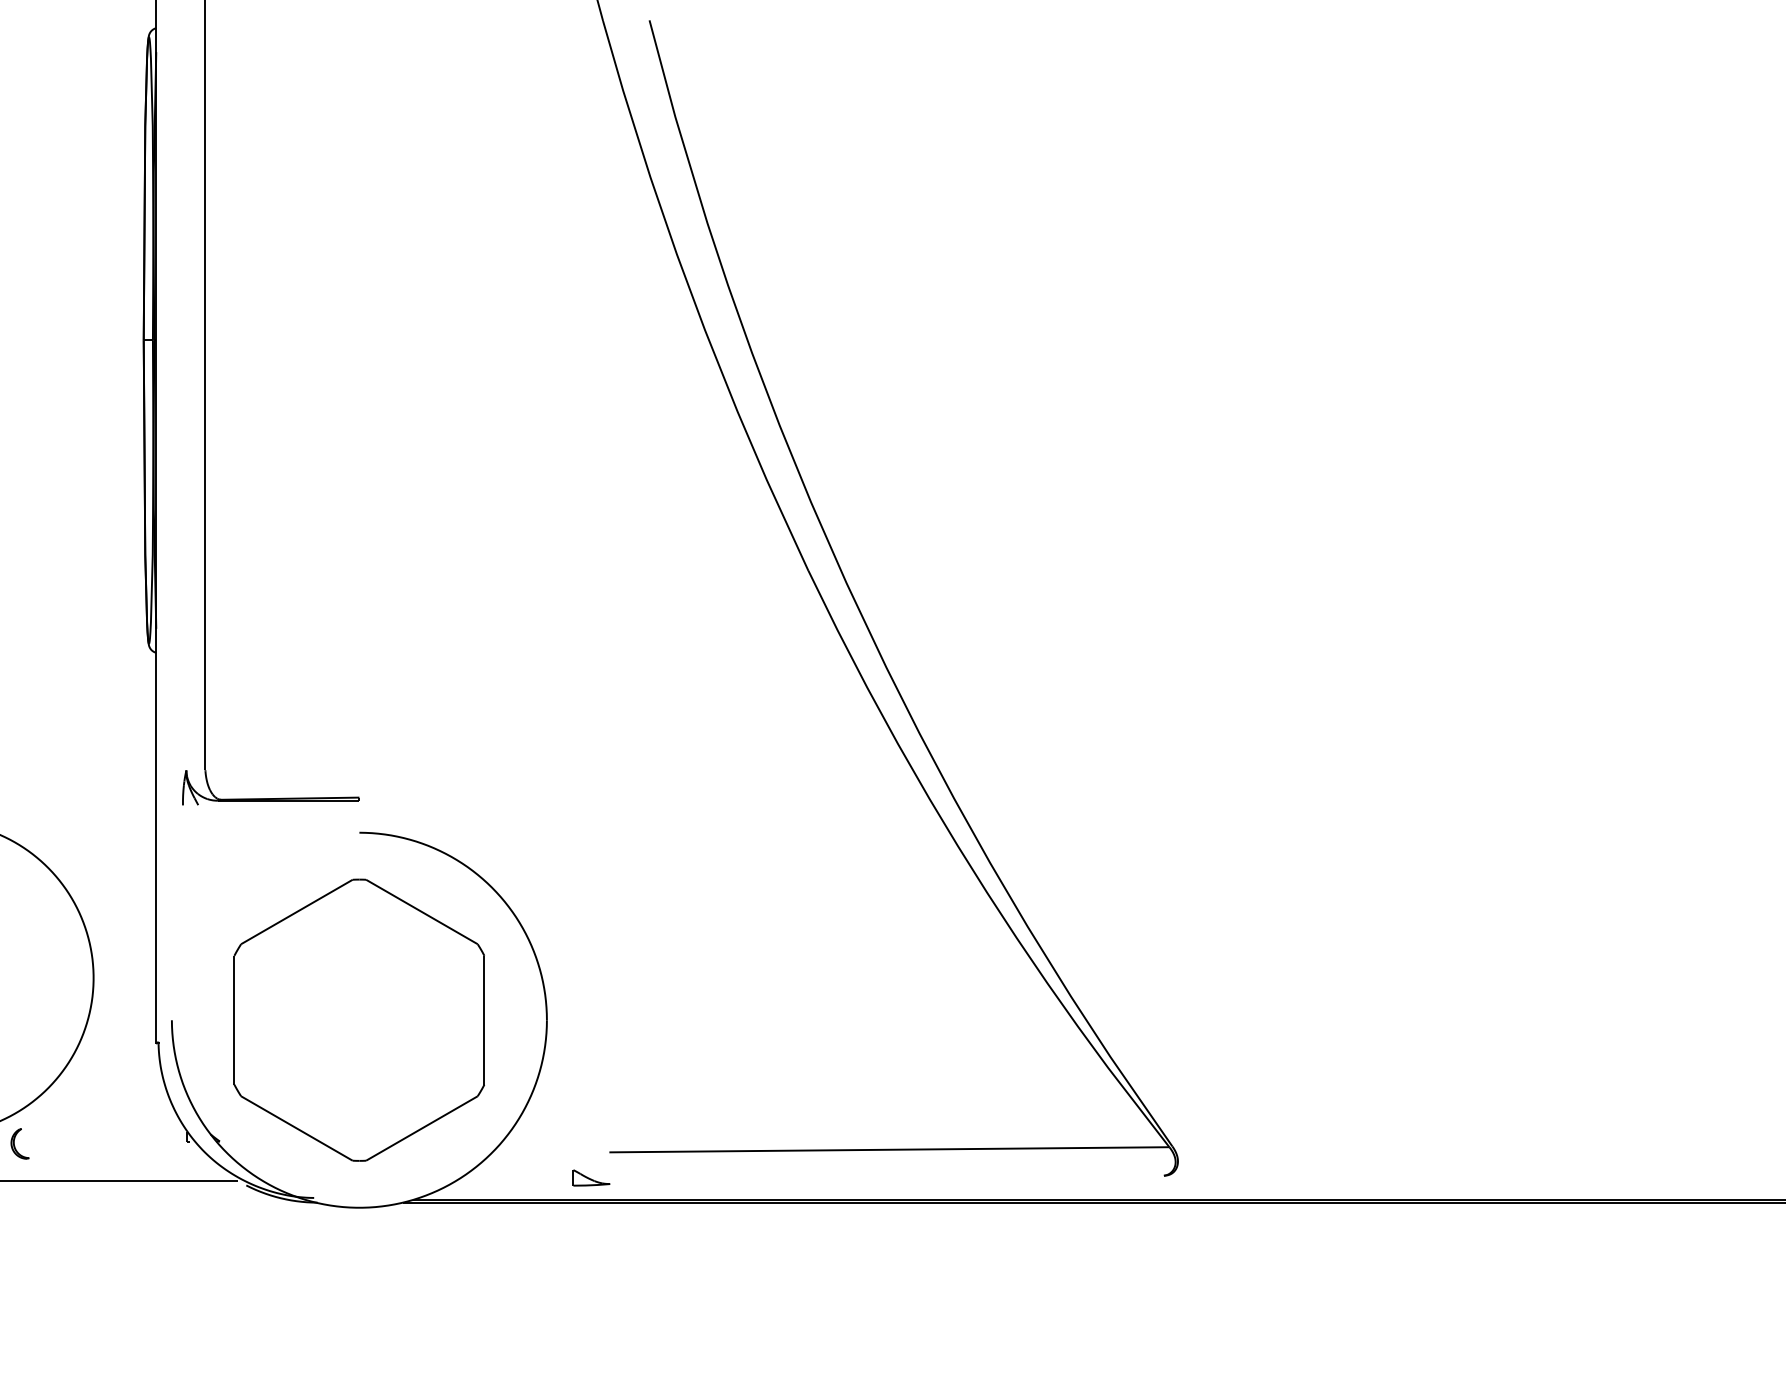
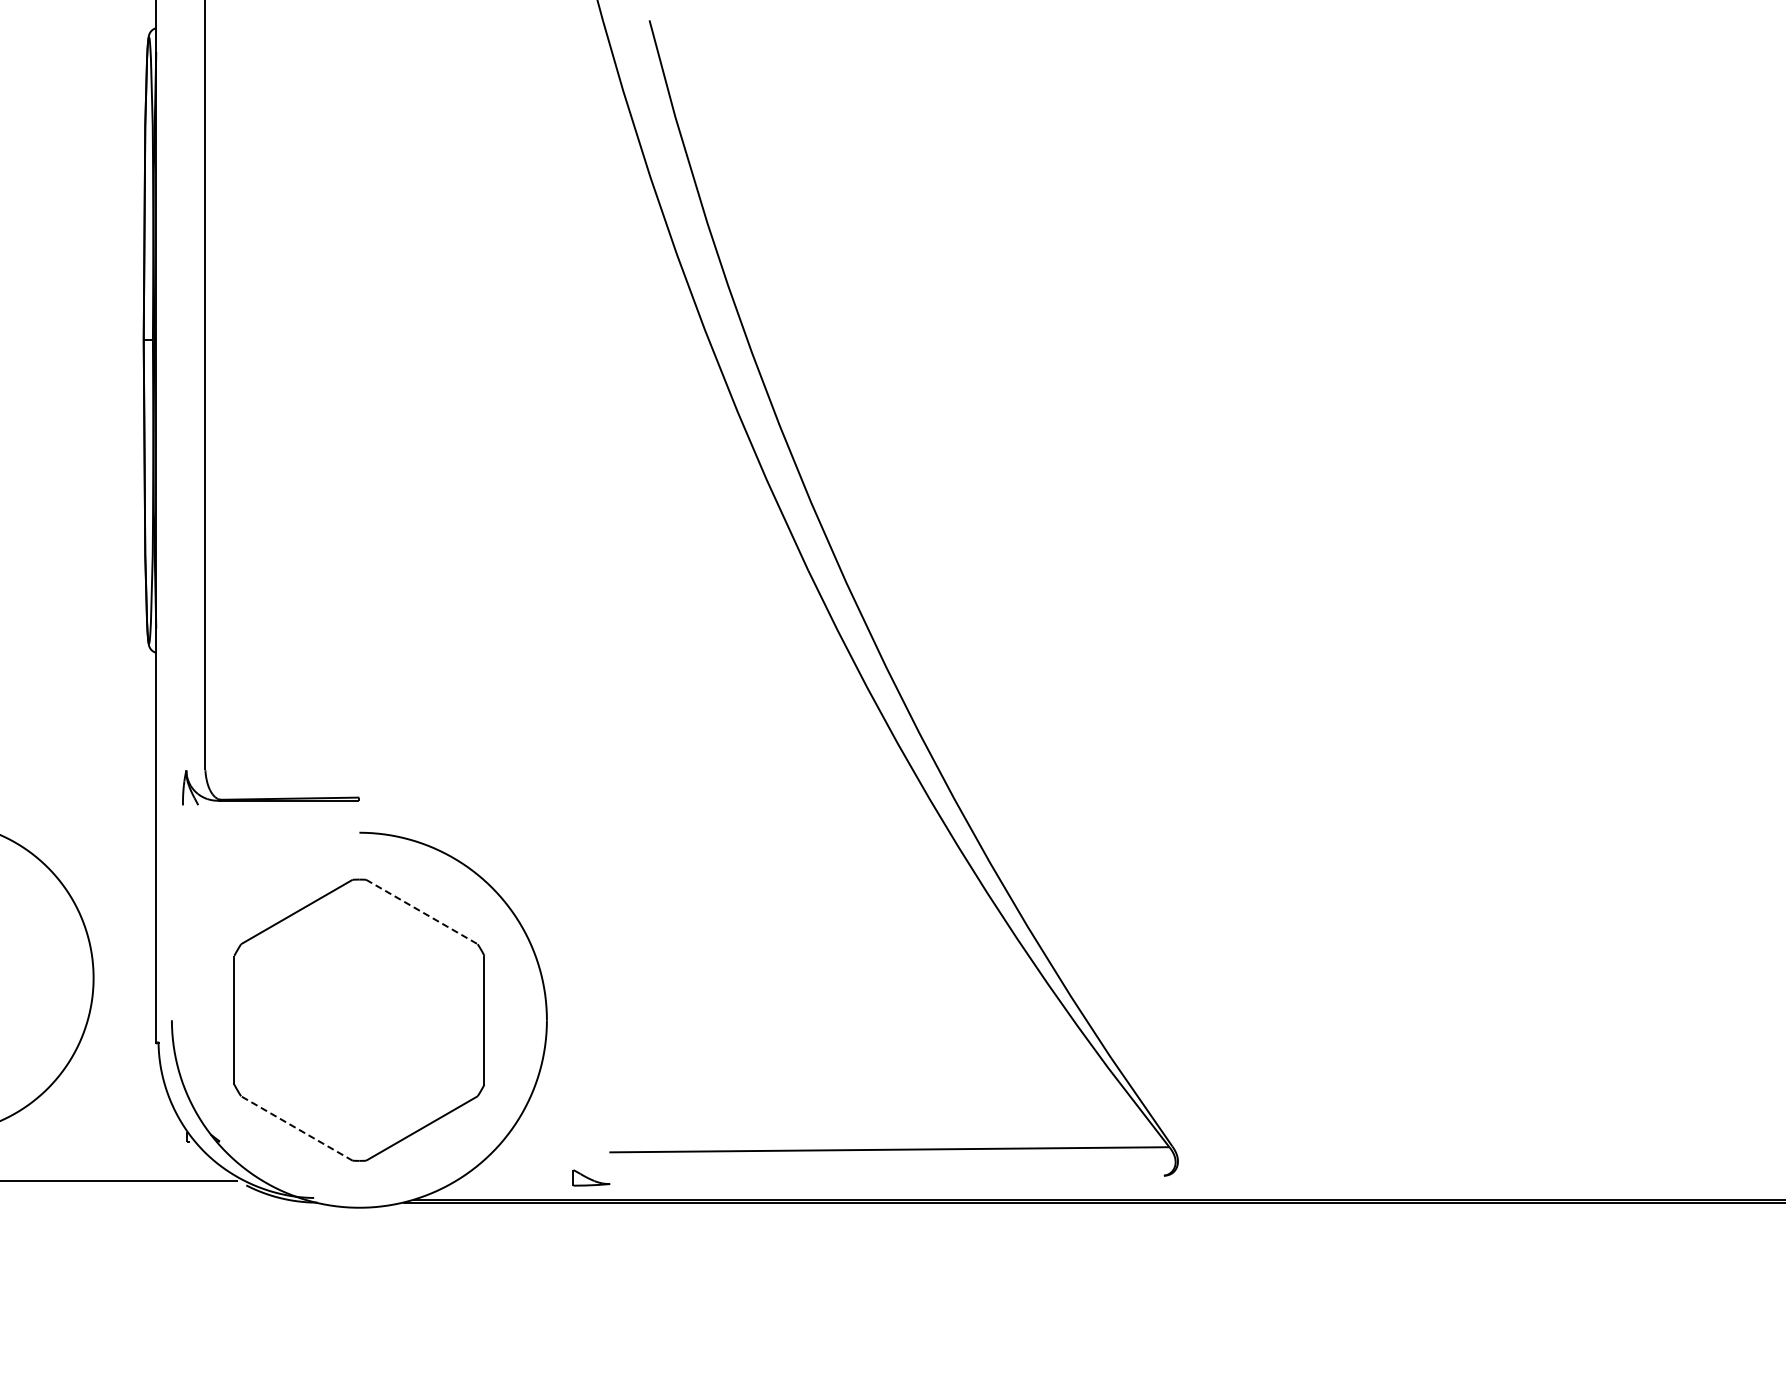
line: solid -> dashed (422, 912)
line: solid -> dashed (296, 1128)
part: present -> none (19, 1143)
